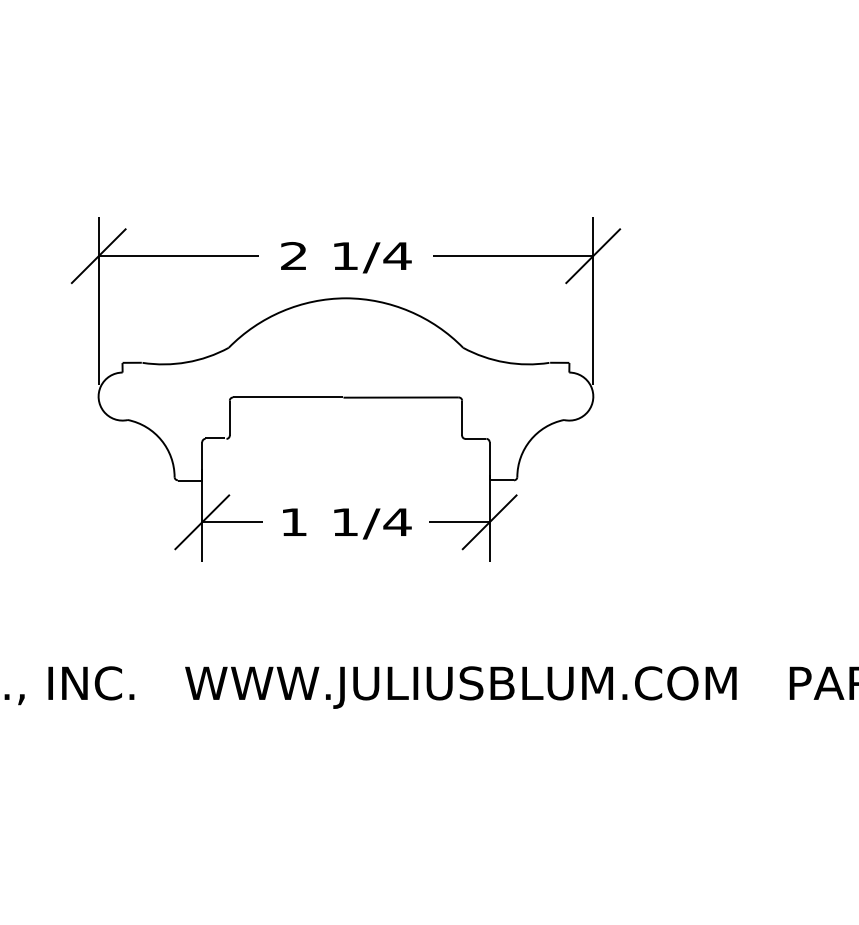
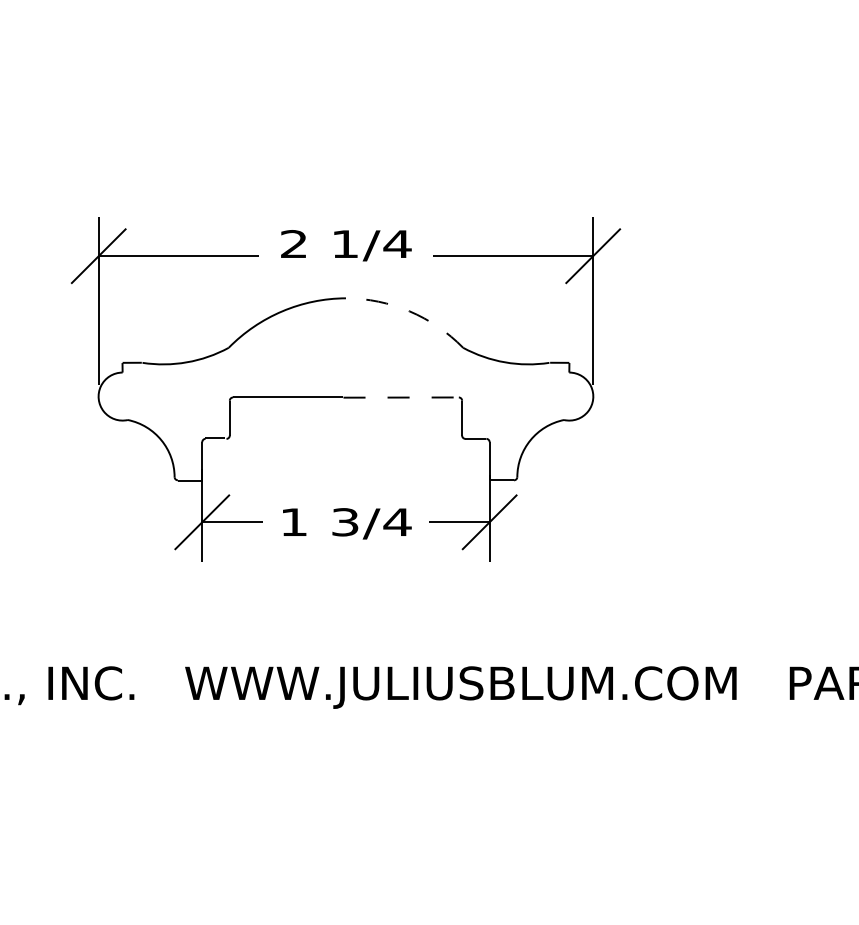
text position: (346, 257) -> (346, 245) (346, 245)
arc: solid -> dashed (409, 311)
line: solid -> dashed (401, 397)
text: 1/4 -> 3/4 (345, 522)
